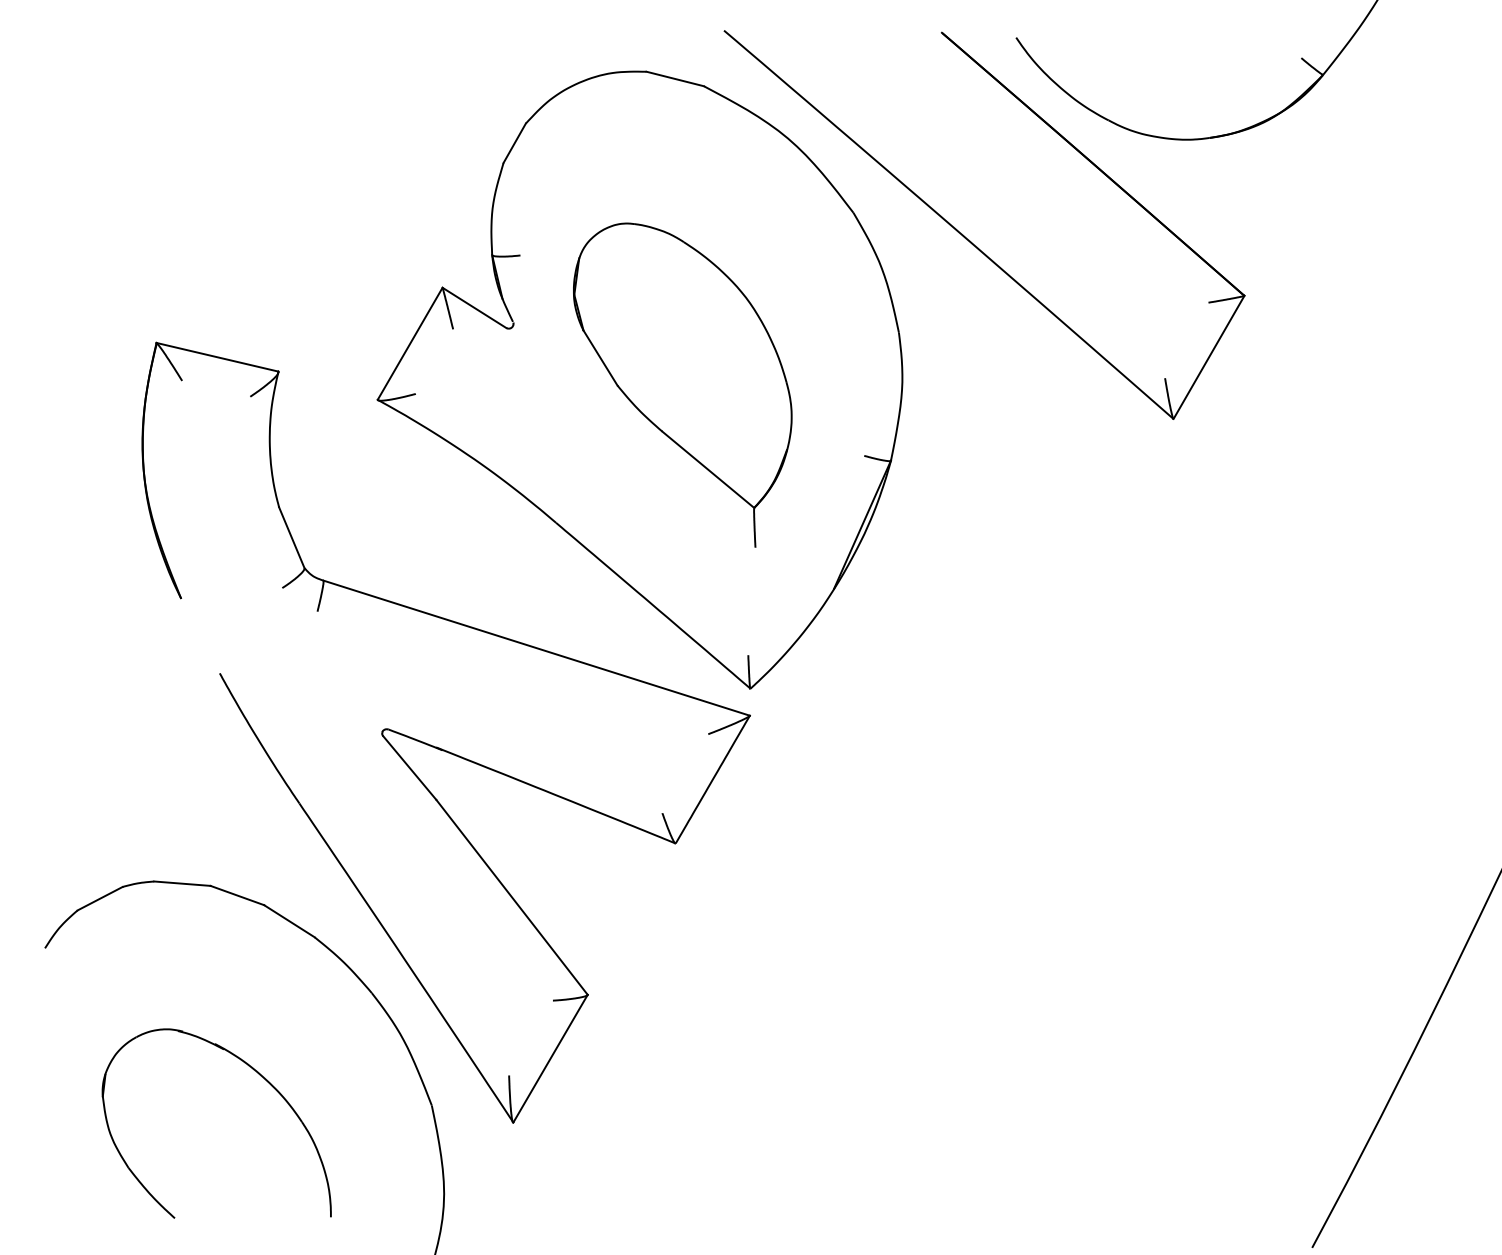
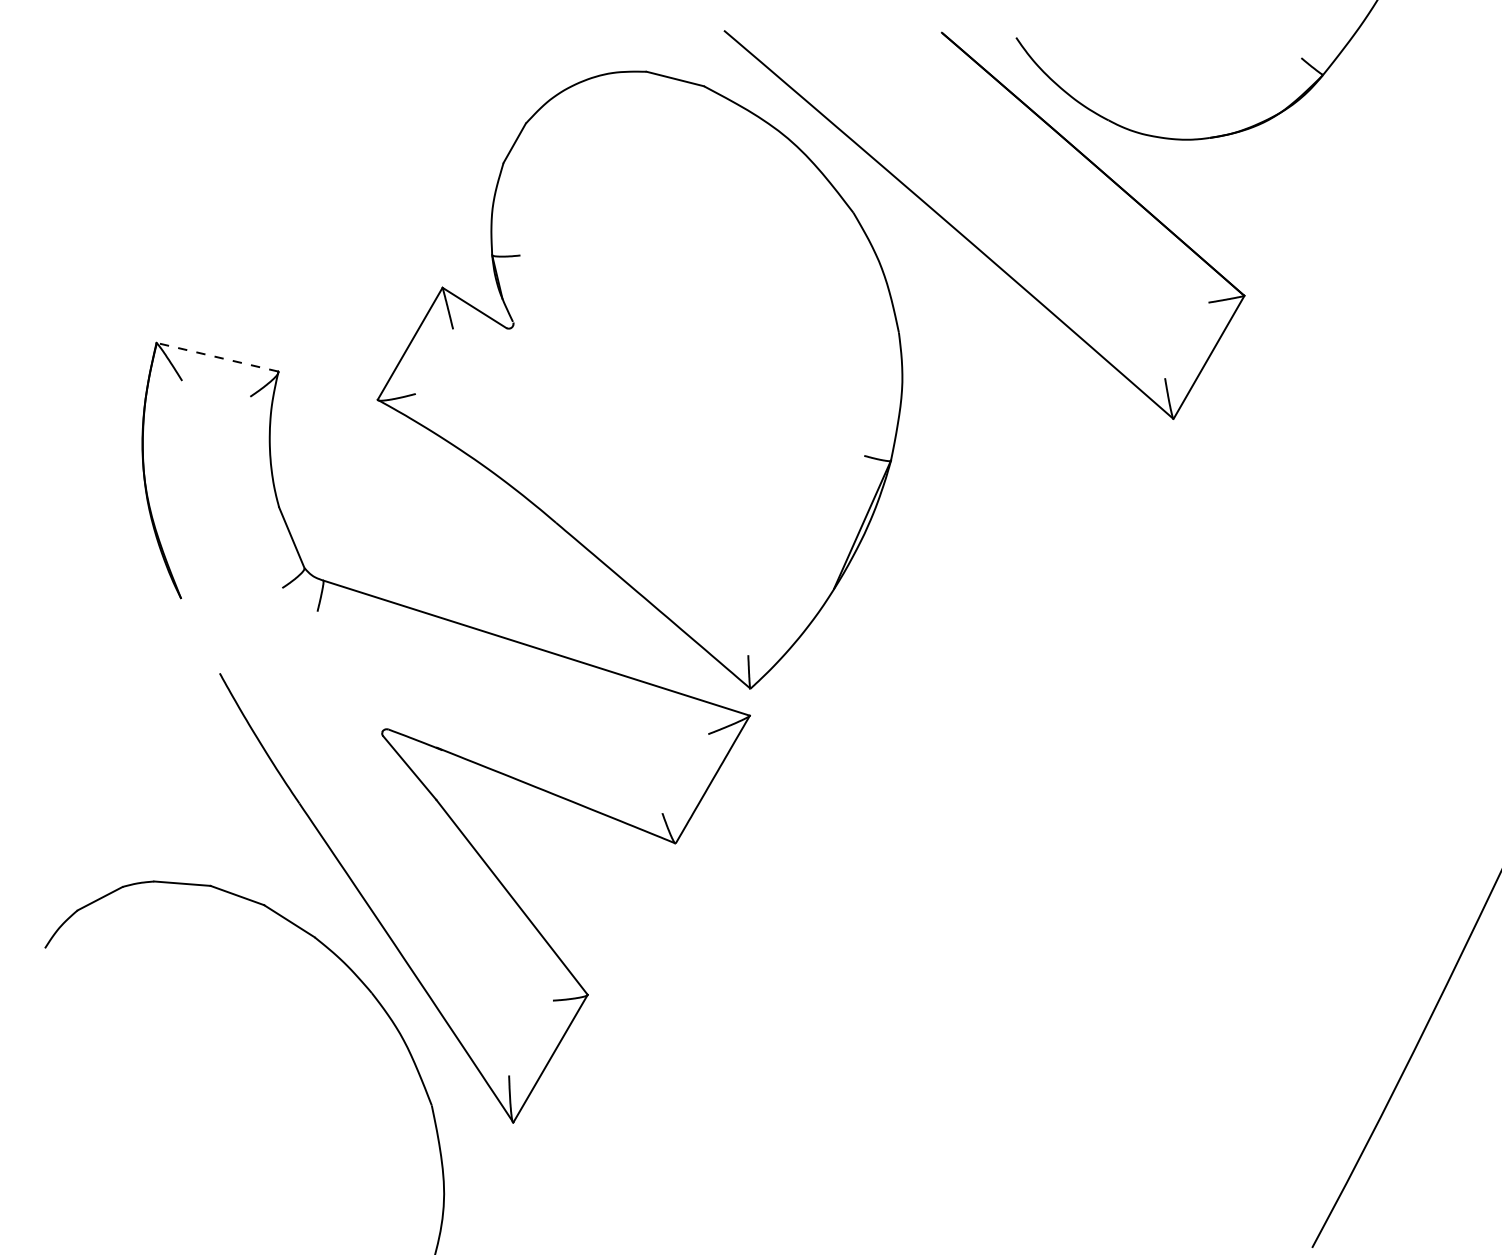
line: solid -> dashed (217, 357)
part: present -> none (682, 384)
part: present -> none (260, 1076)
